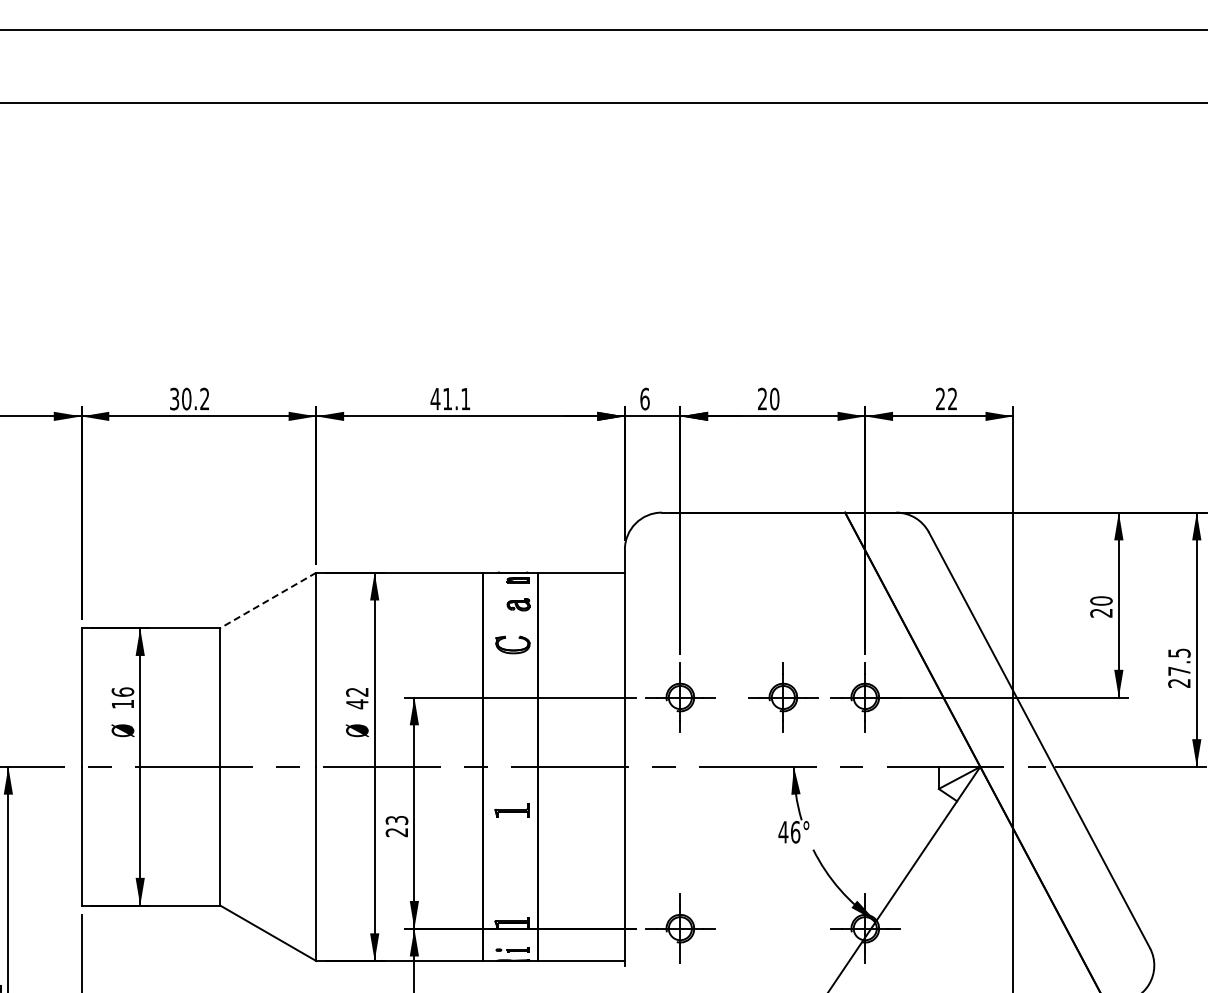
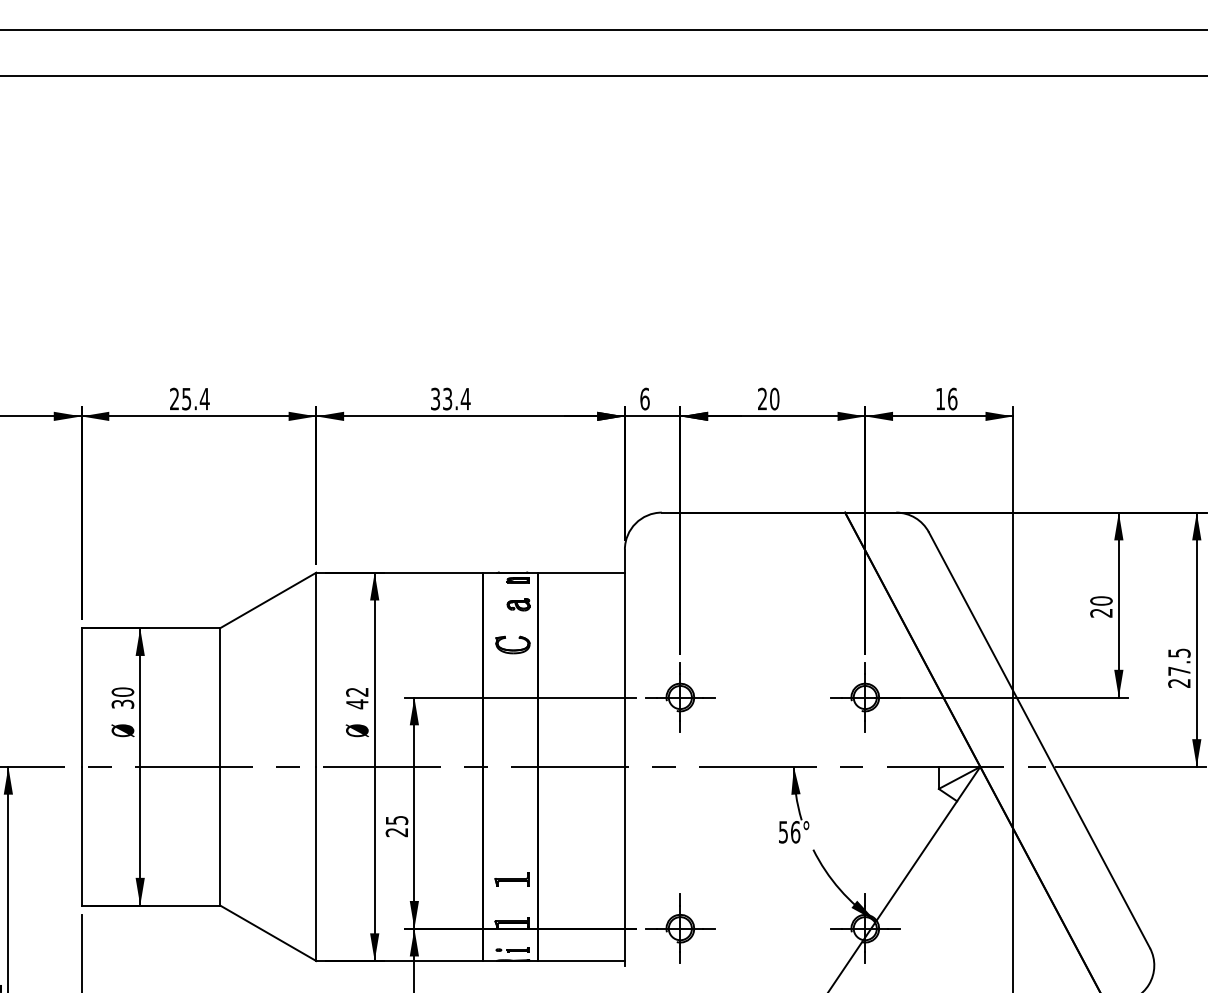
line position: (603, 102) -> (603, 75) (603, 75)
text: 30.2 -> 25.4 (189, 398)
text: 41.1 -> 33.4 (450, 398)
text: 22 -> 16 (946, 398)
line: dashed -> solid (267, 600)
text: 16 -> 30 (122, 697)
part: present -> none (783, 697)
part position: (511, 810) -> (511, 879) (511, 879)
text: 23 -> 25 (396, 820)
text: 46° -> 56° (783, 832)
